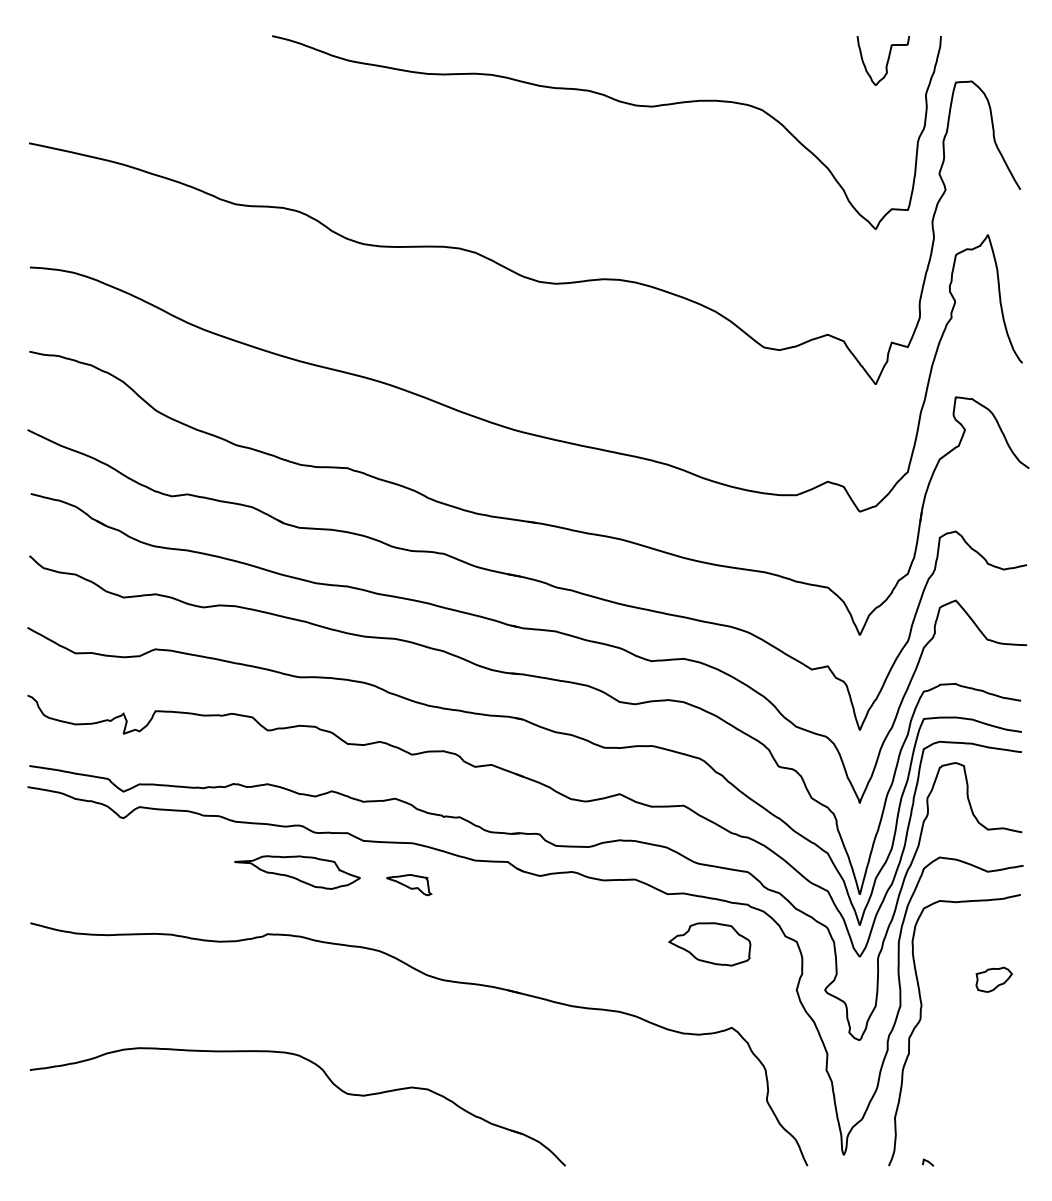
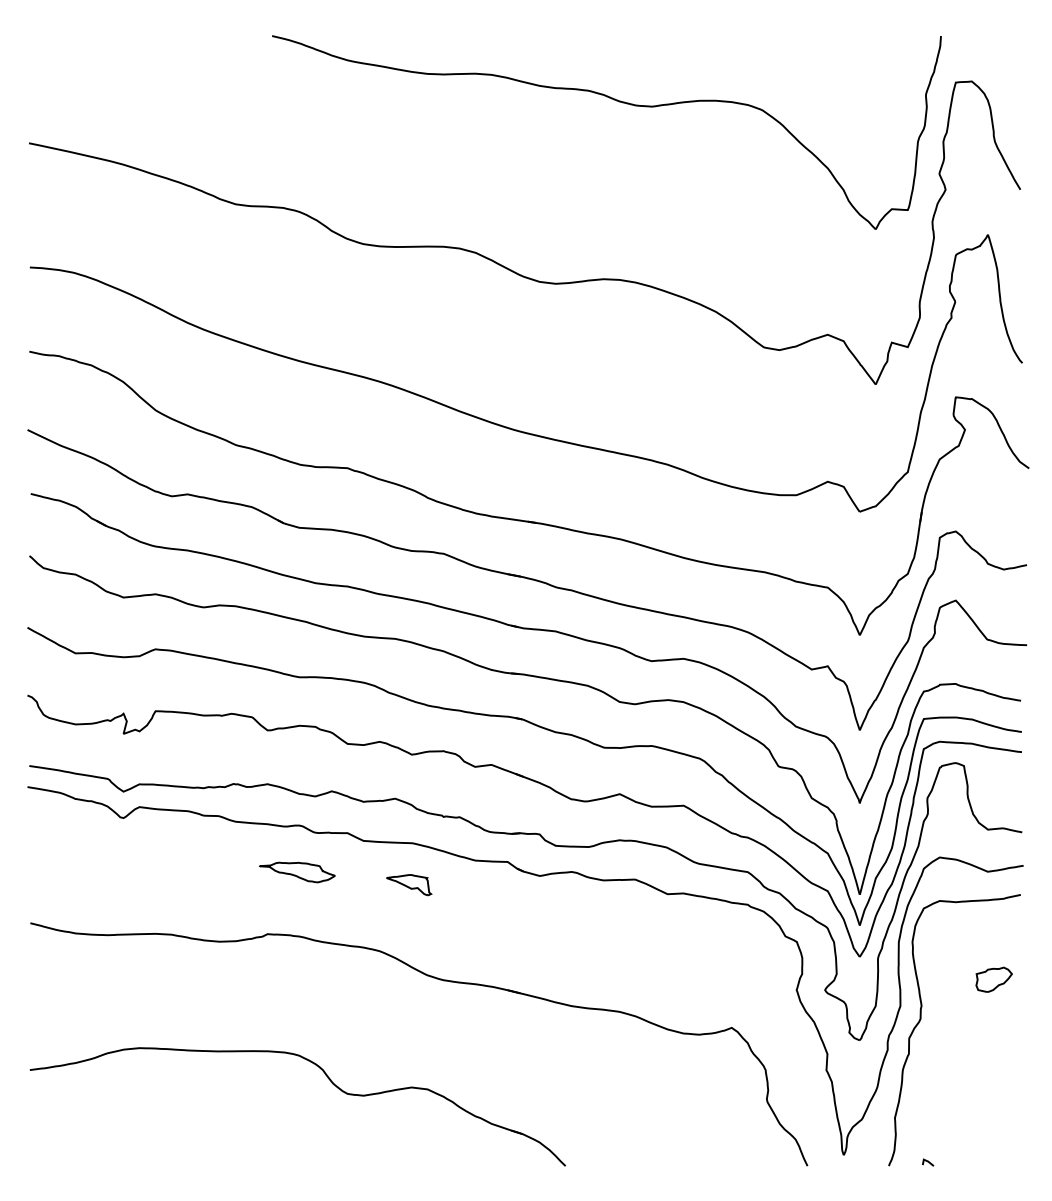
part: present -> none (883, 60)
part size: 127x35 px -> 78x23 px (296, 872)
part: present -> none (709, 944)
